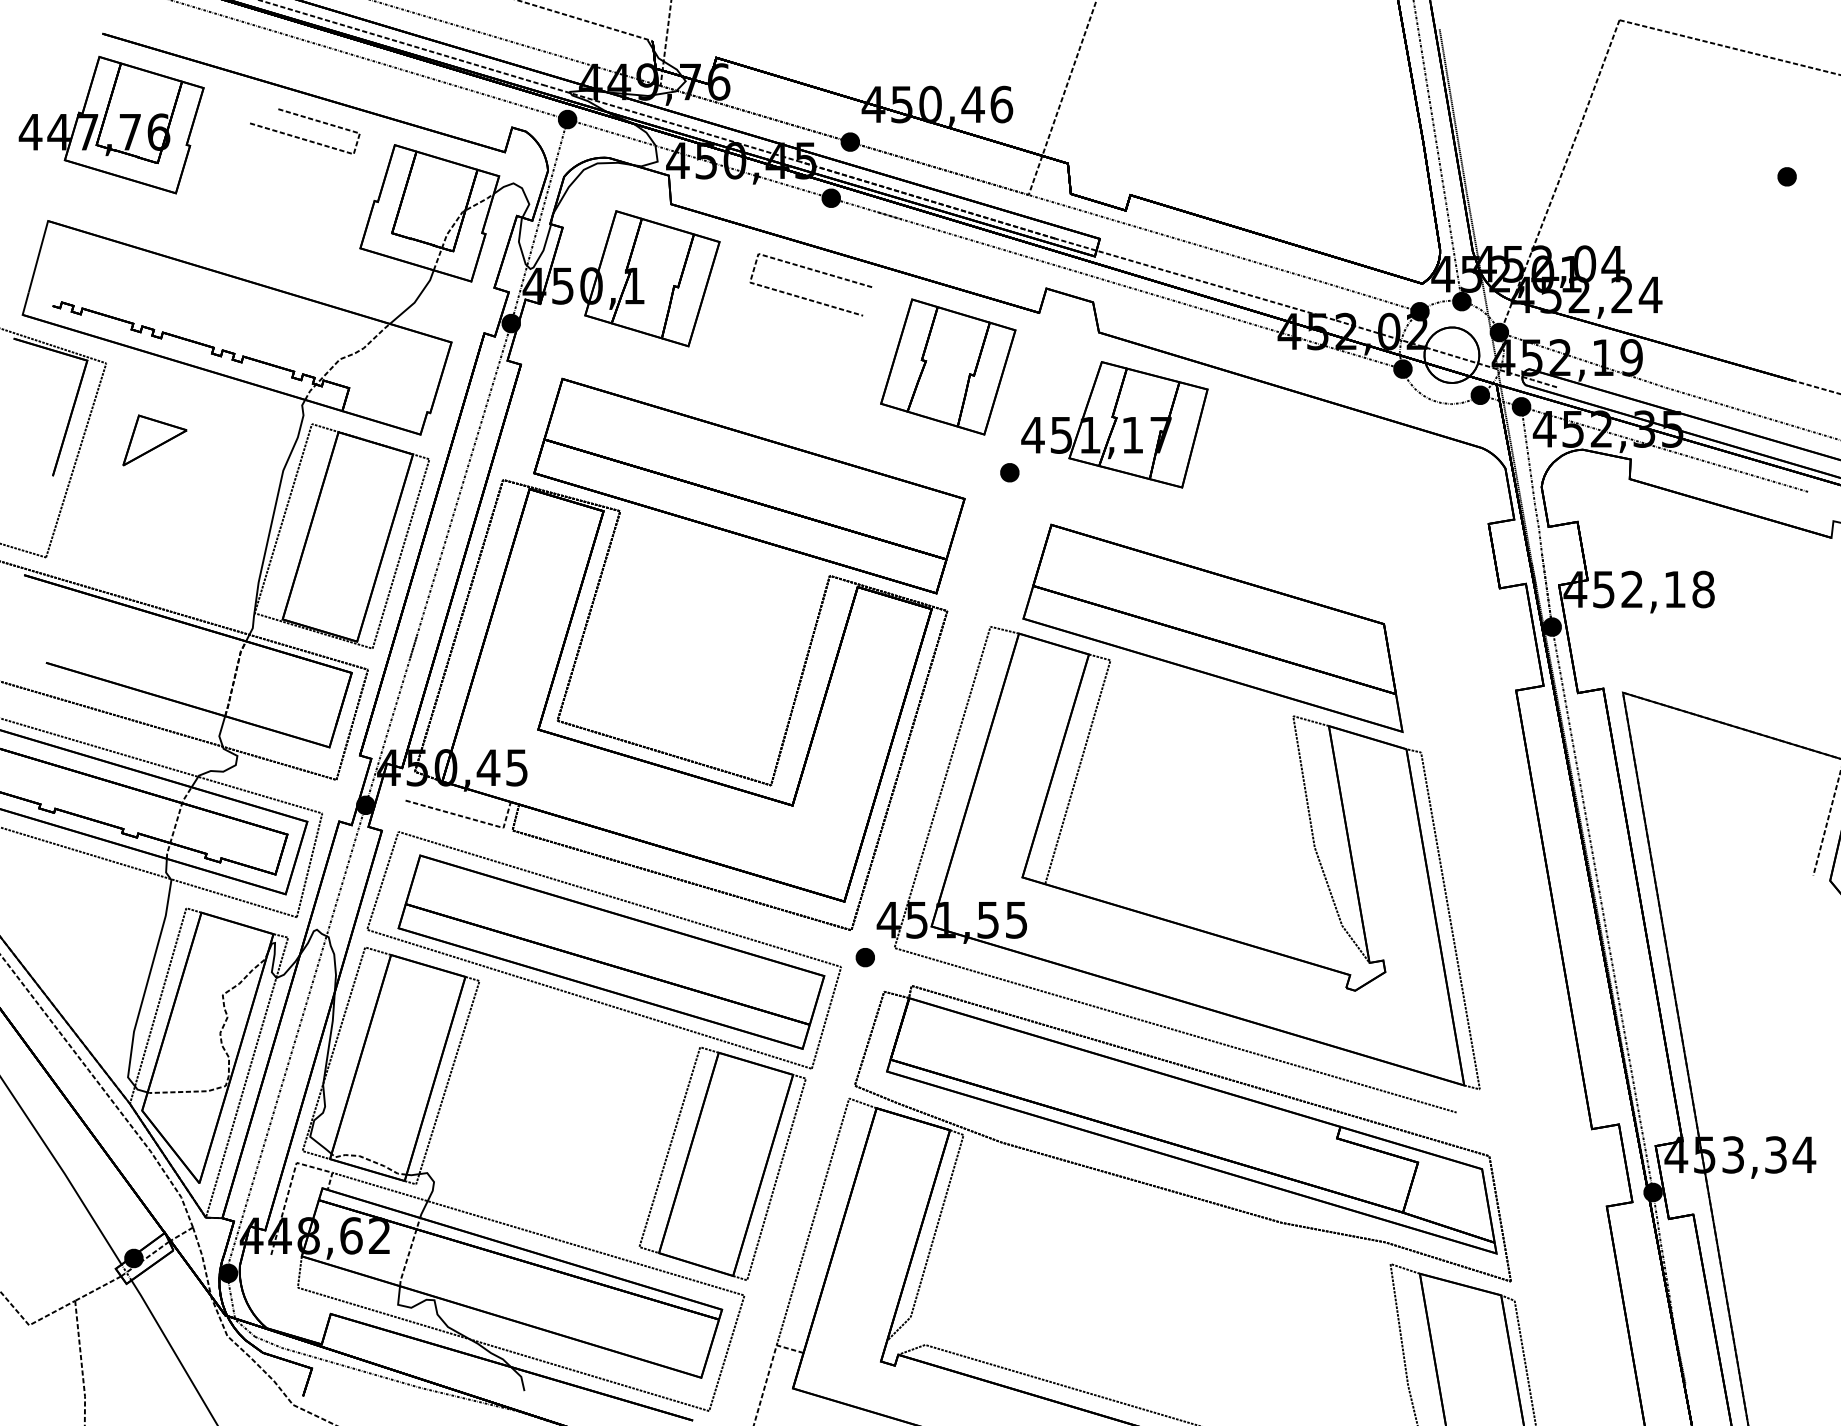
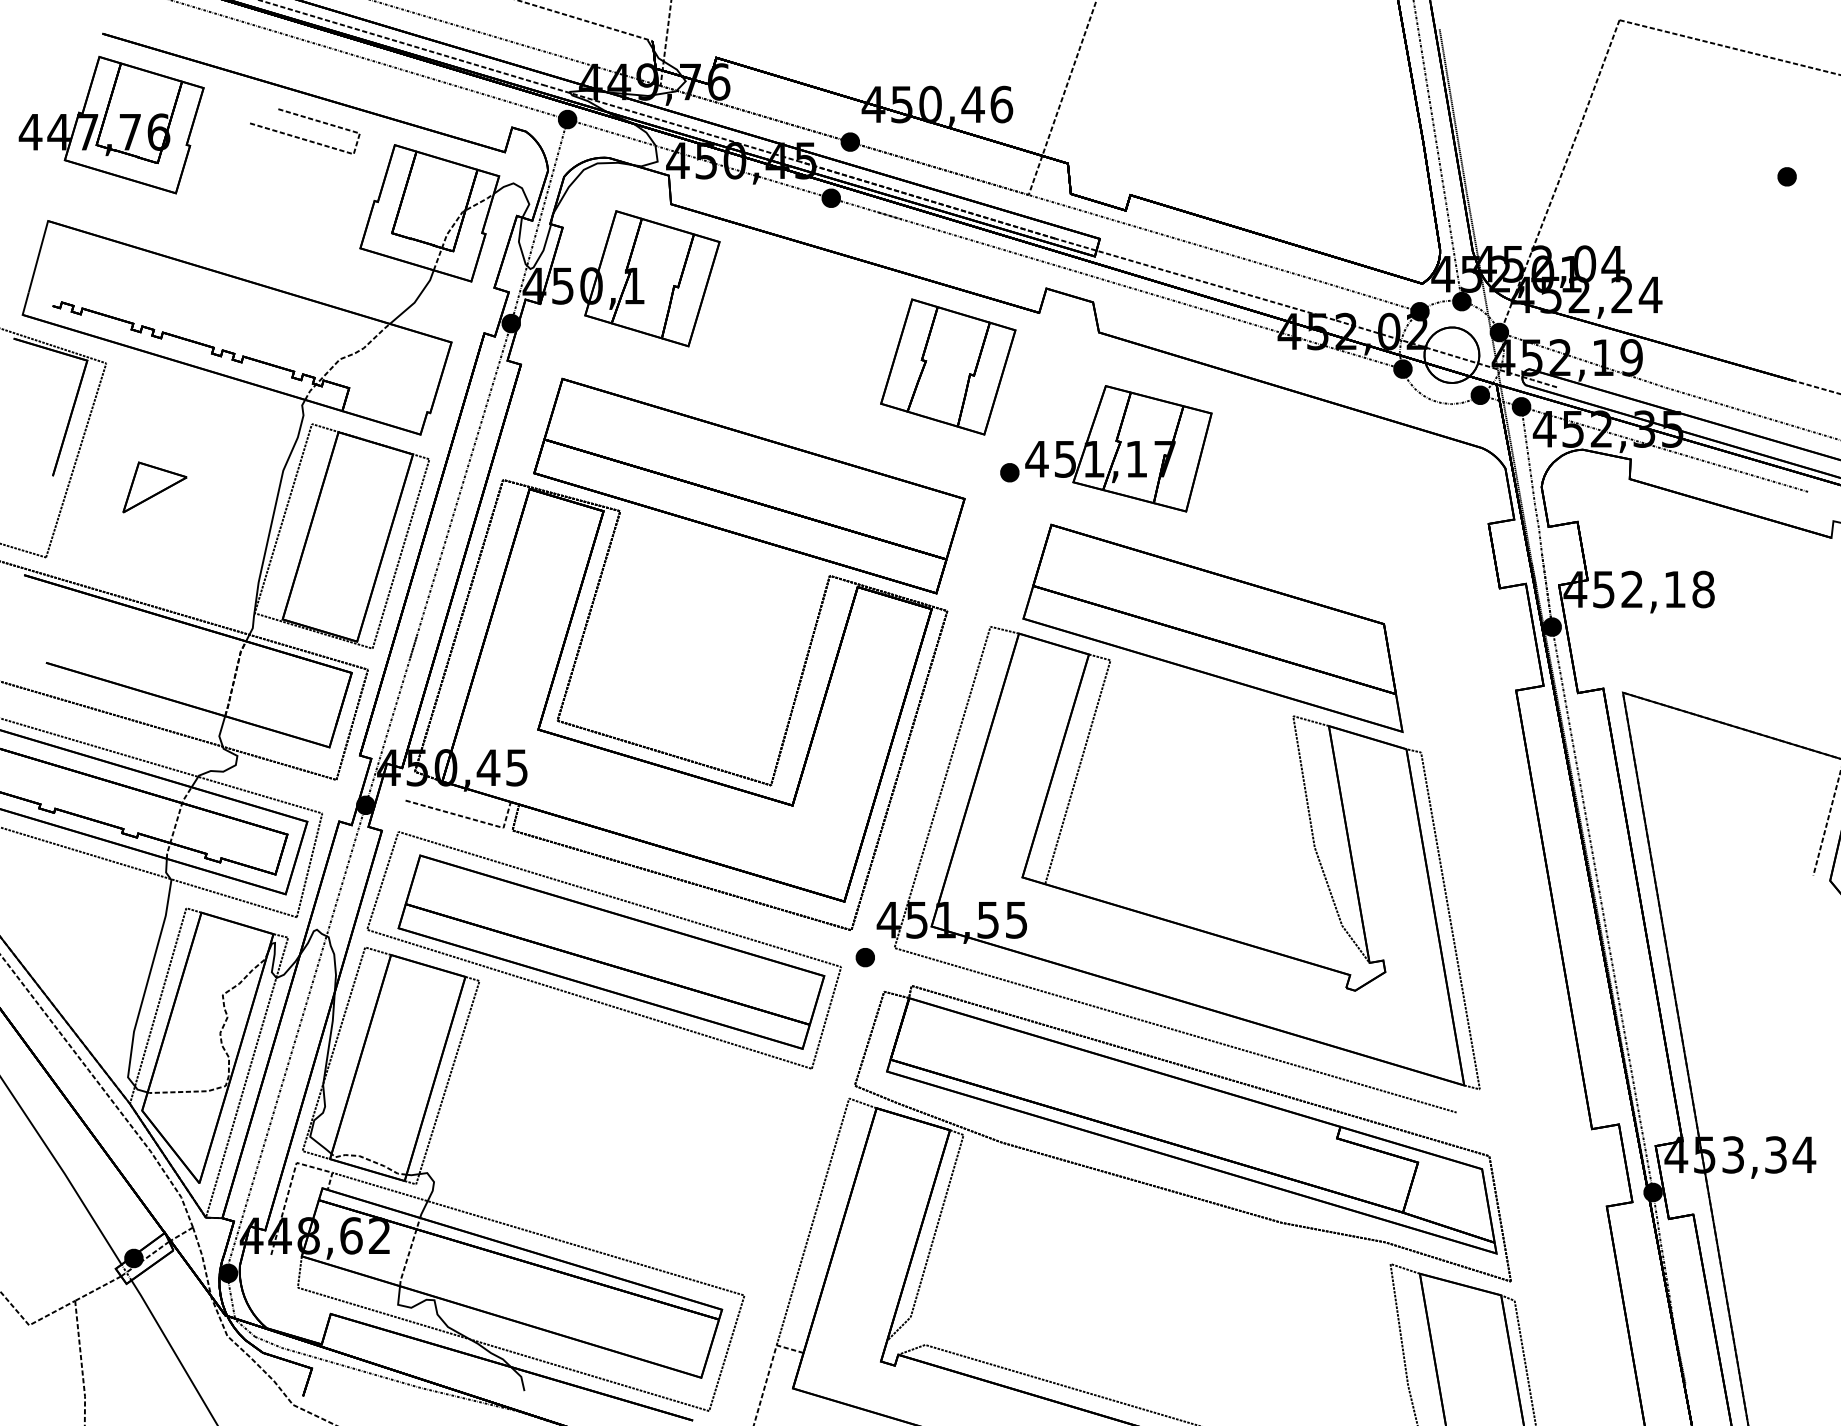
line: present -> none (814, 271)
part position: (1114, 424) -> (1118, 448) (1118, 448)
part position: (154, 440) -> (154, 487) (154, 487)
part: present -> none (722, 1163)
